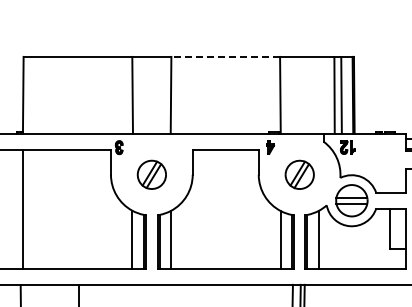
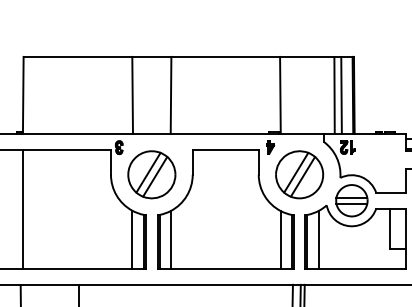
line: dashed -> solid (225, 56)
part size: 31x31 px -> 50x50 px (151, 174)
part size: 31x31 px -> 50x50 px (299, 174)
